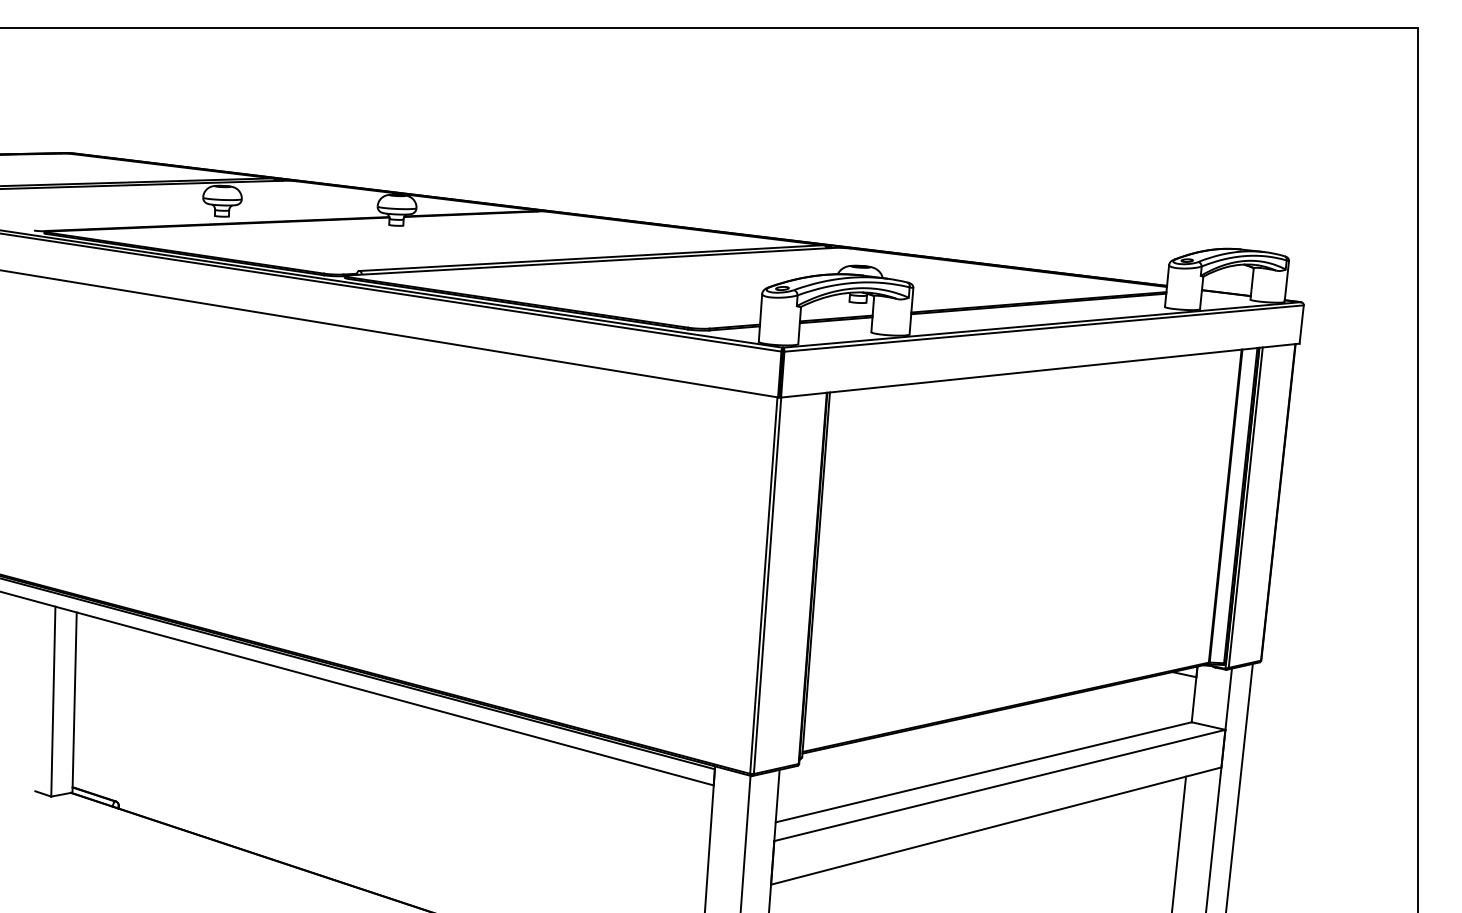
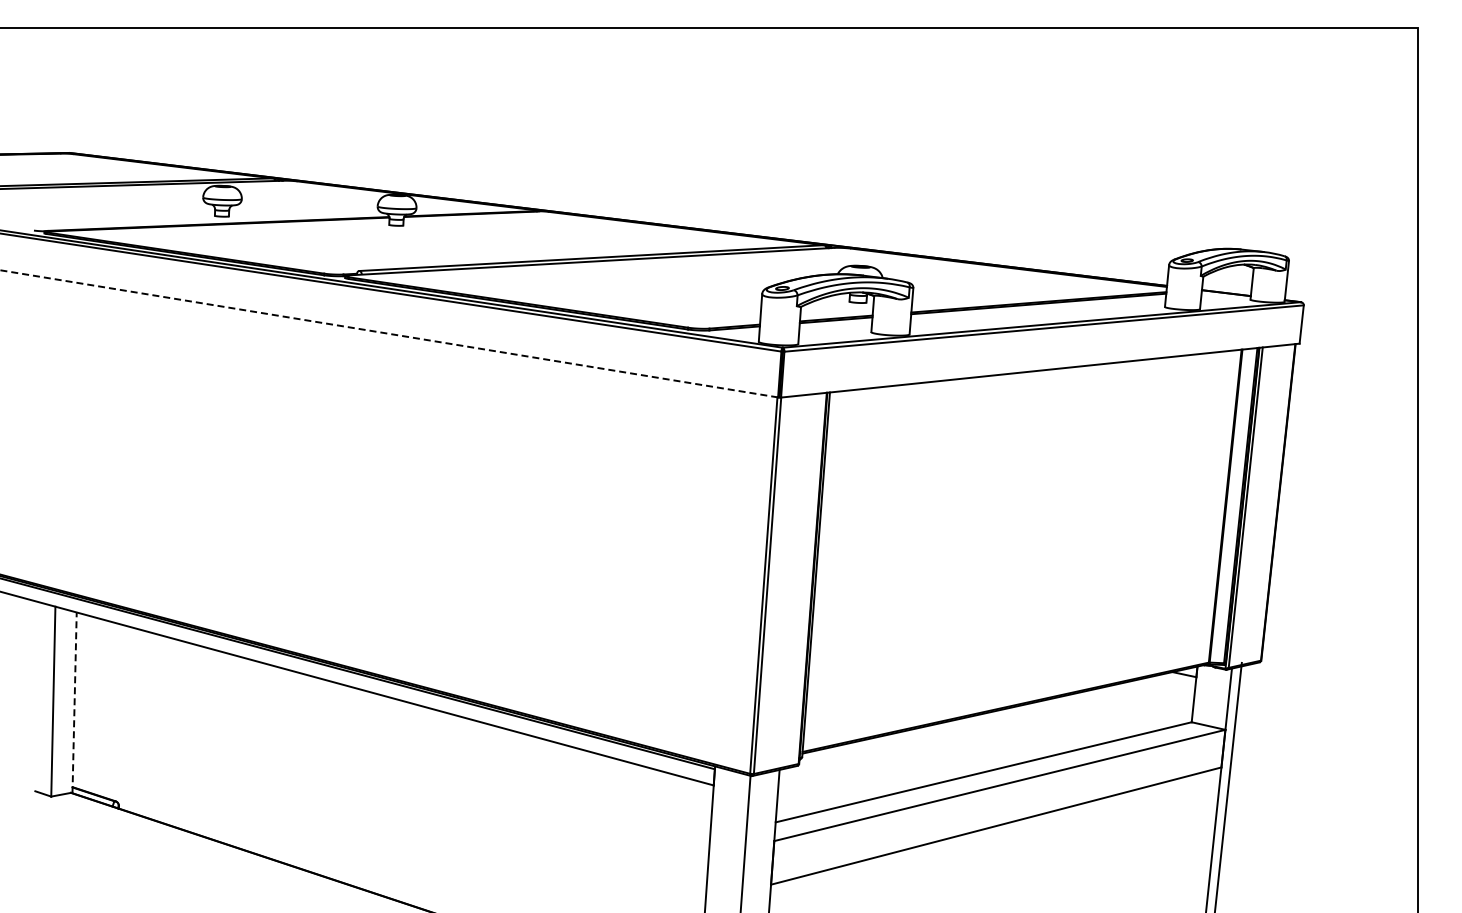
line: solid -> dashed (389, 333)
line: solid -> dashed (74, 702)
line position: (1239, 786) -> (1228, 785) (1228, 785)
line: present -> none (1179, 842)
